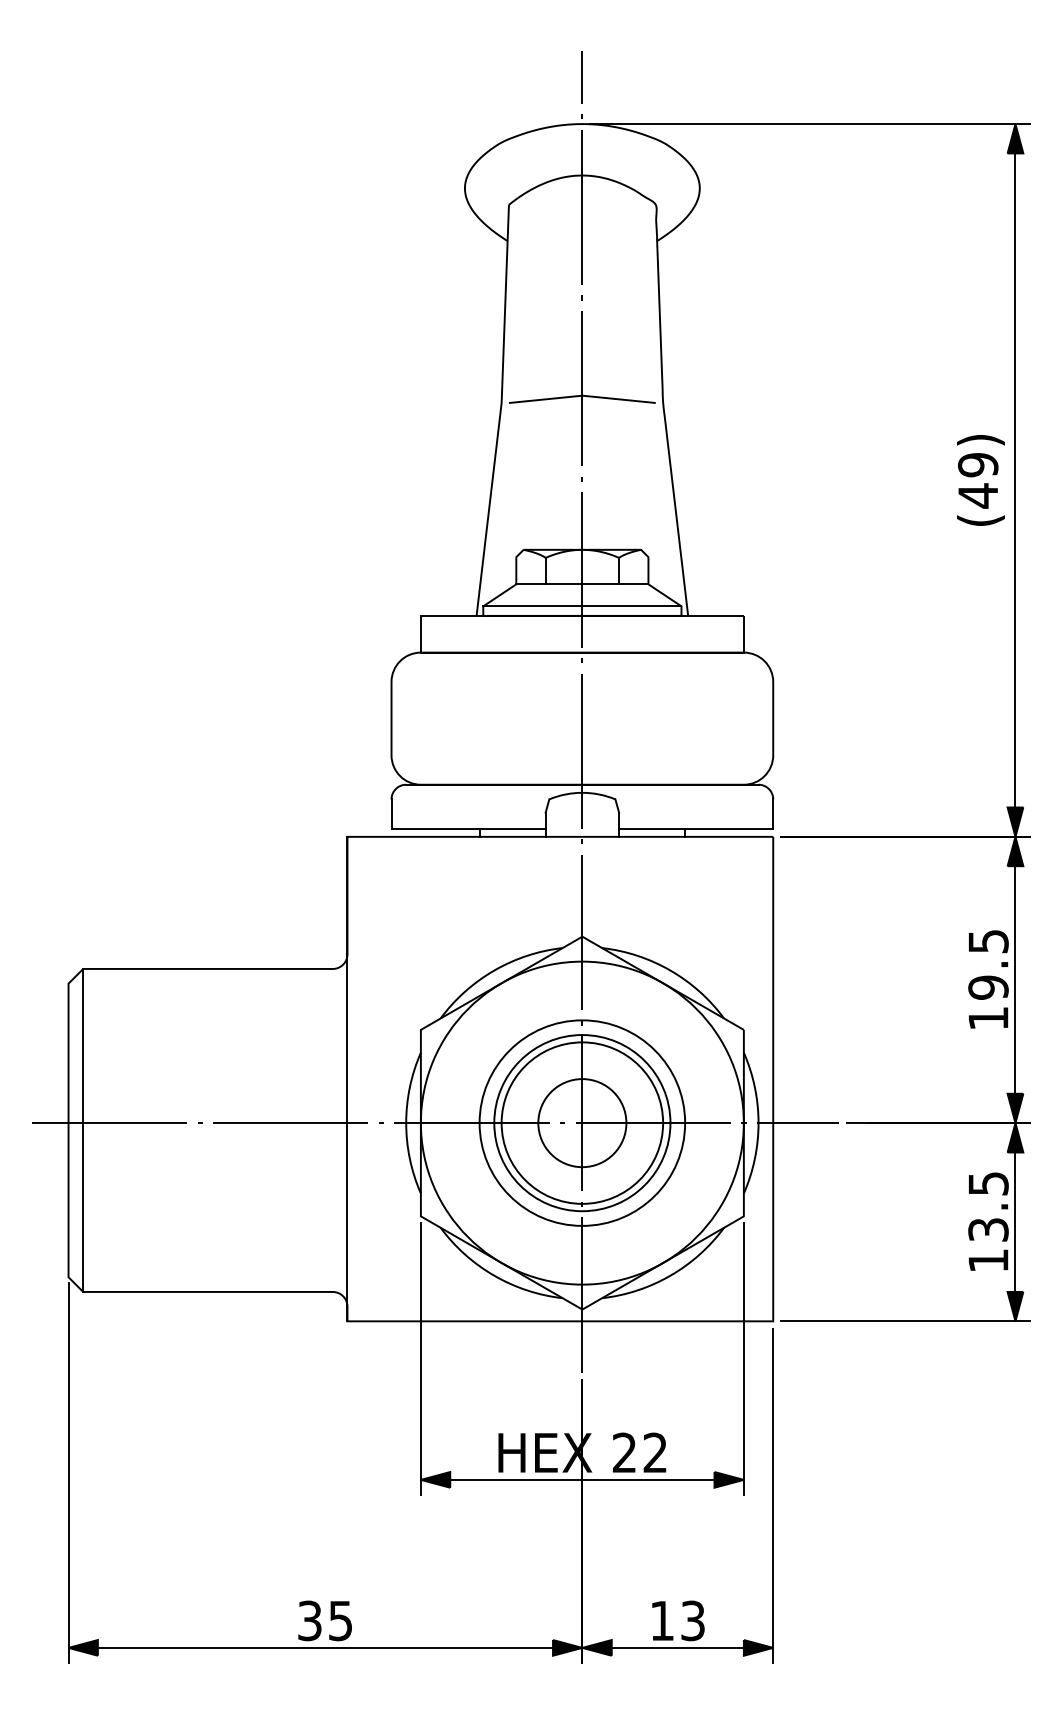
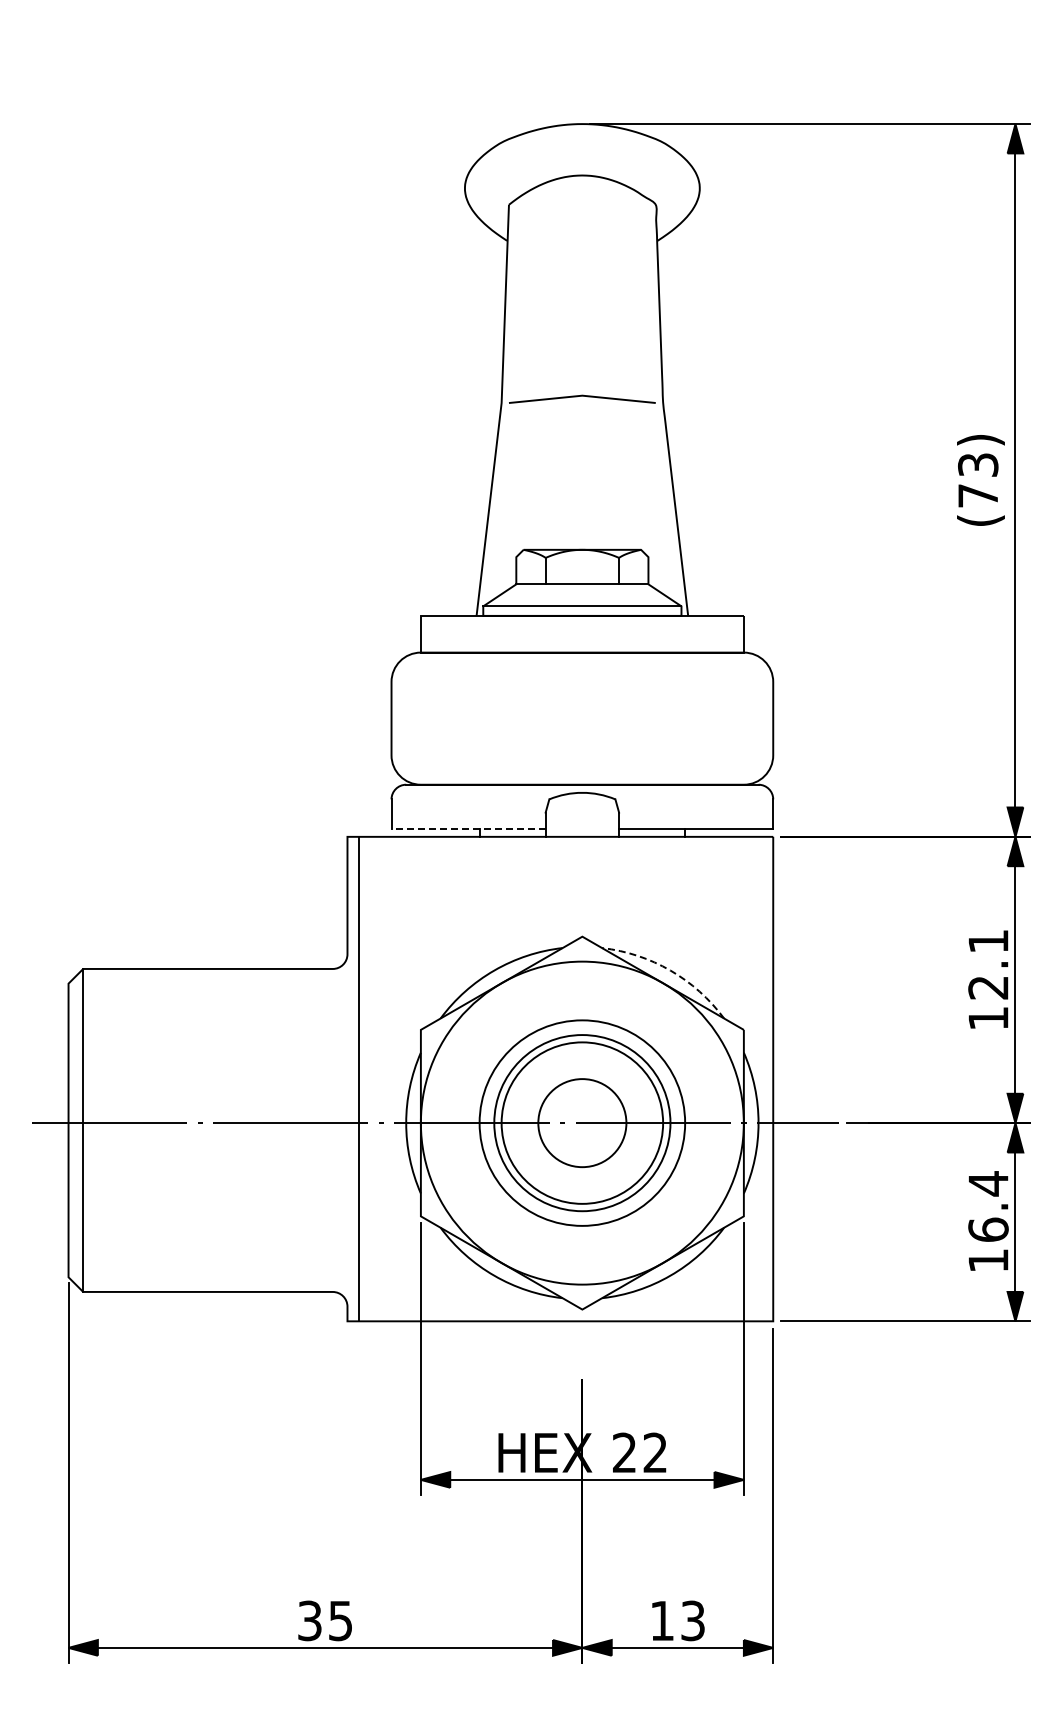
text: (49) -> (73) (978, 480)
line: present -> none (582, 711)
line: solid -> dashed (468, 828)
text: 19.5 -> 12.1 (988, 964)
arc: solid -> dashed (670, 970)
line position: (347, 1078) -> (359, 1078) (359, 1078)
text: 13.5 -> 16.4 (988, 1206)
